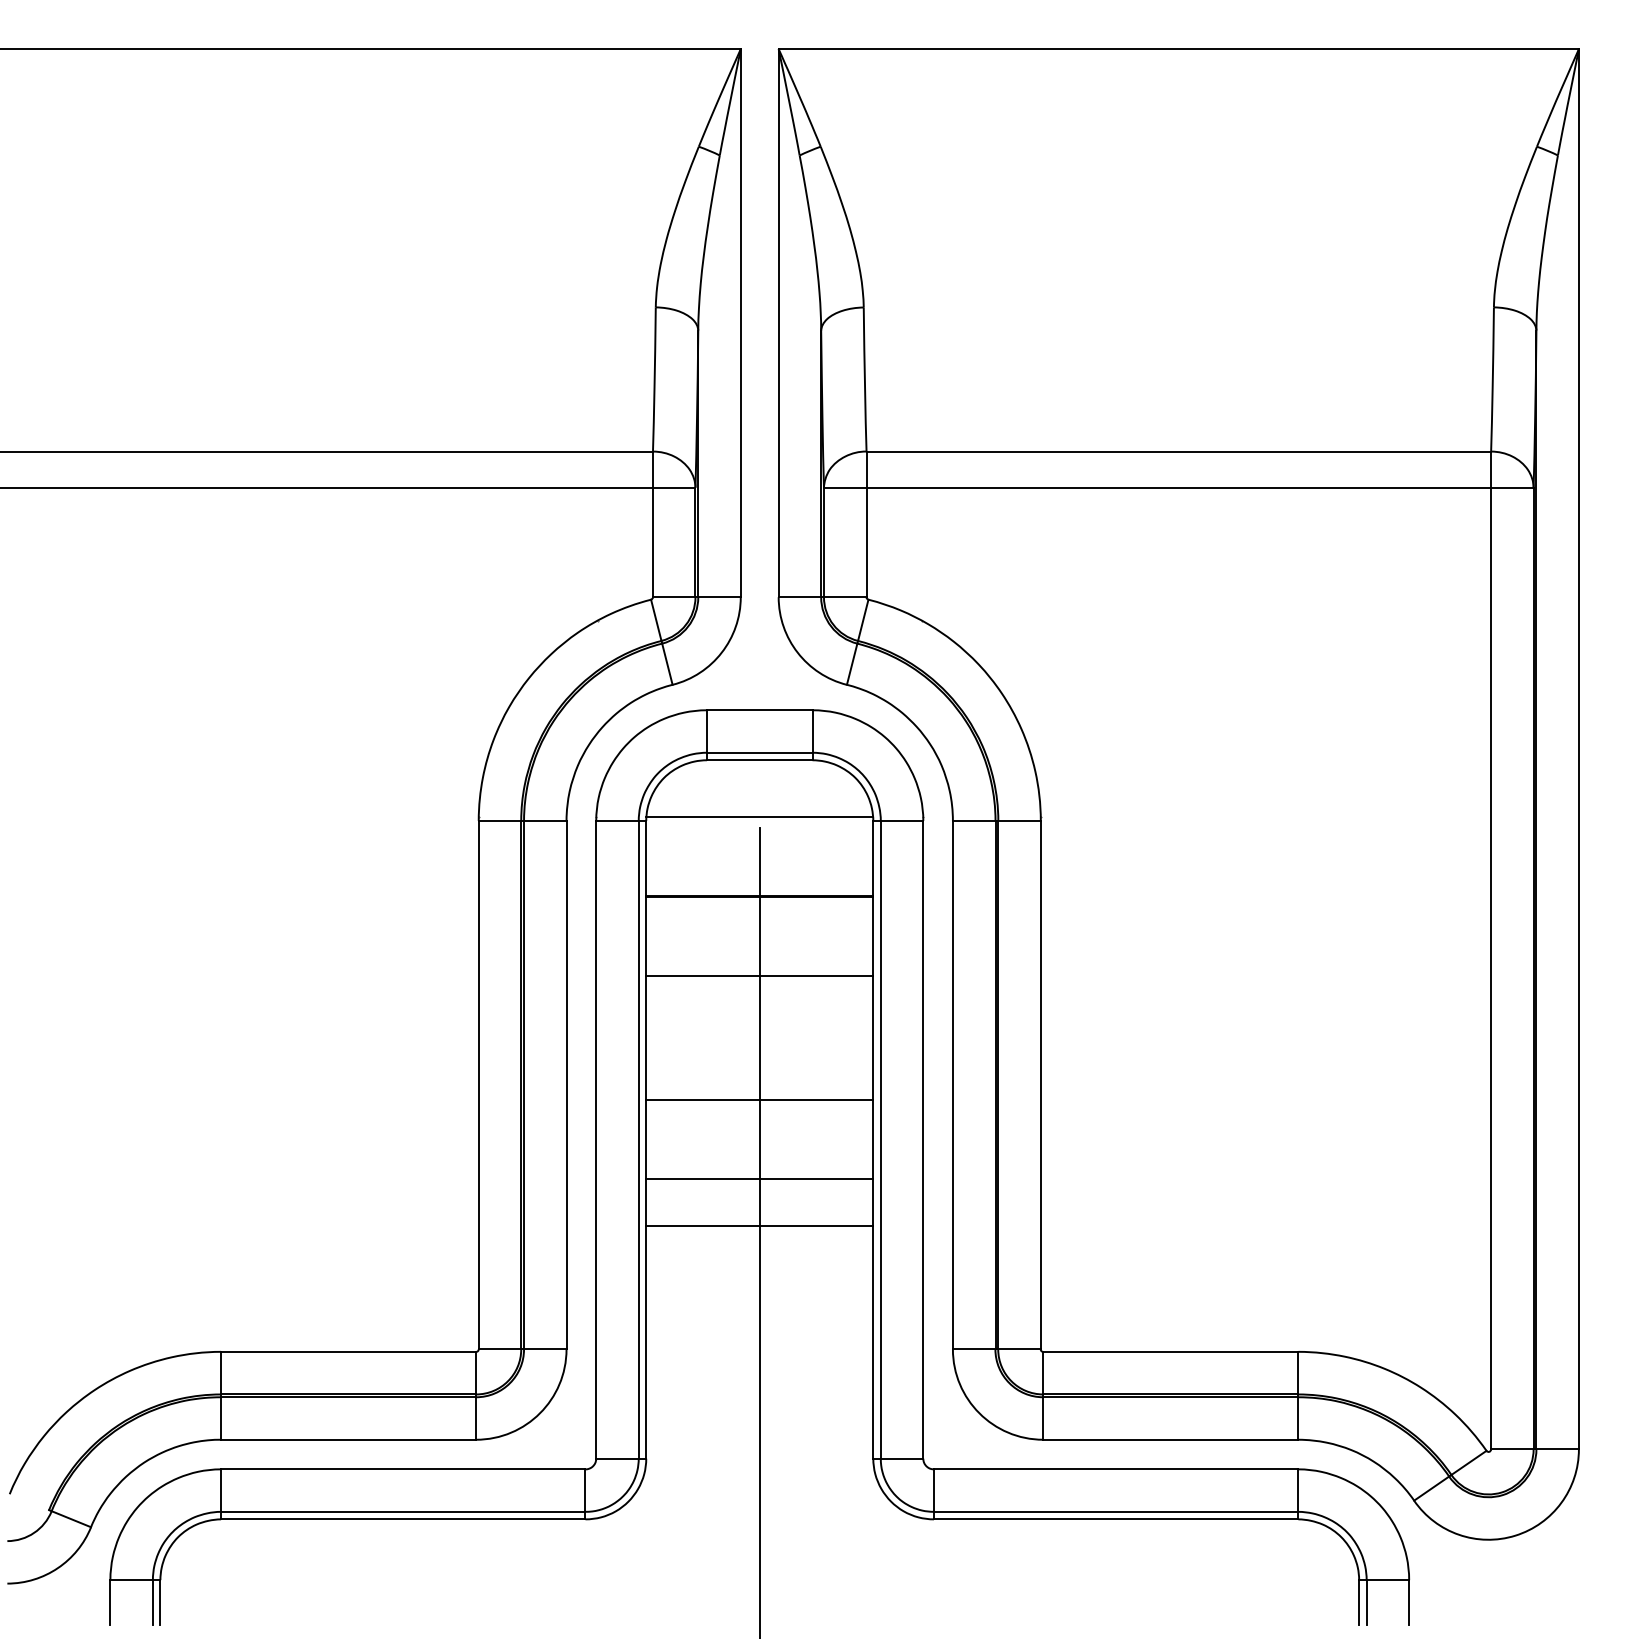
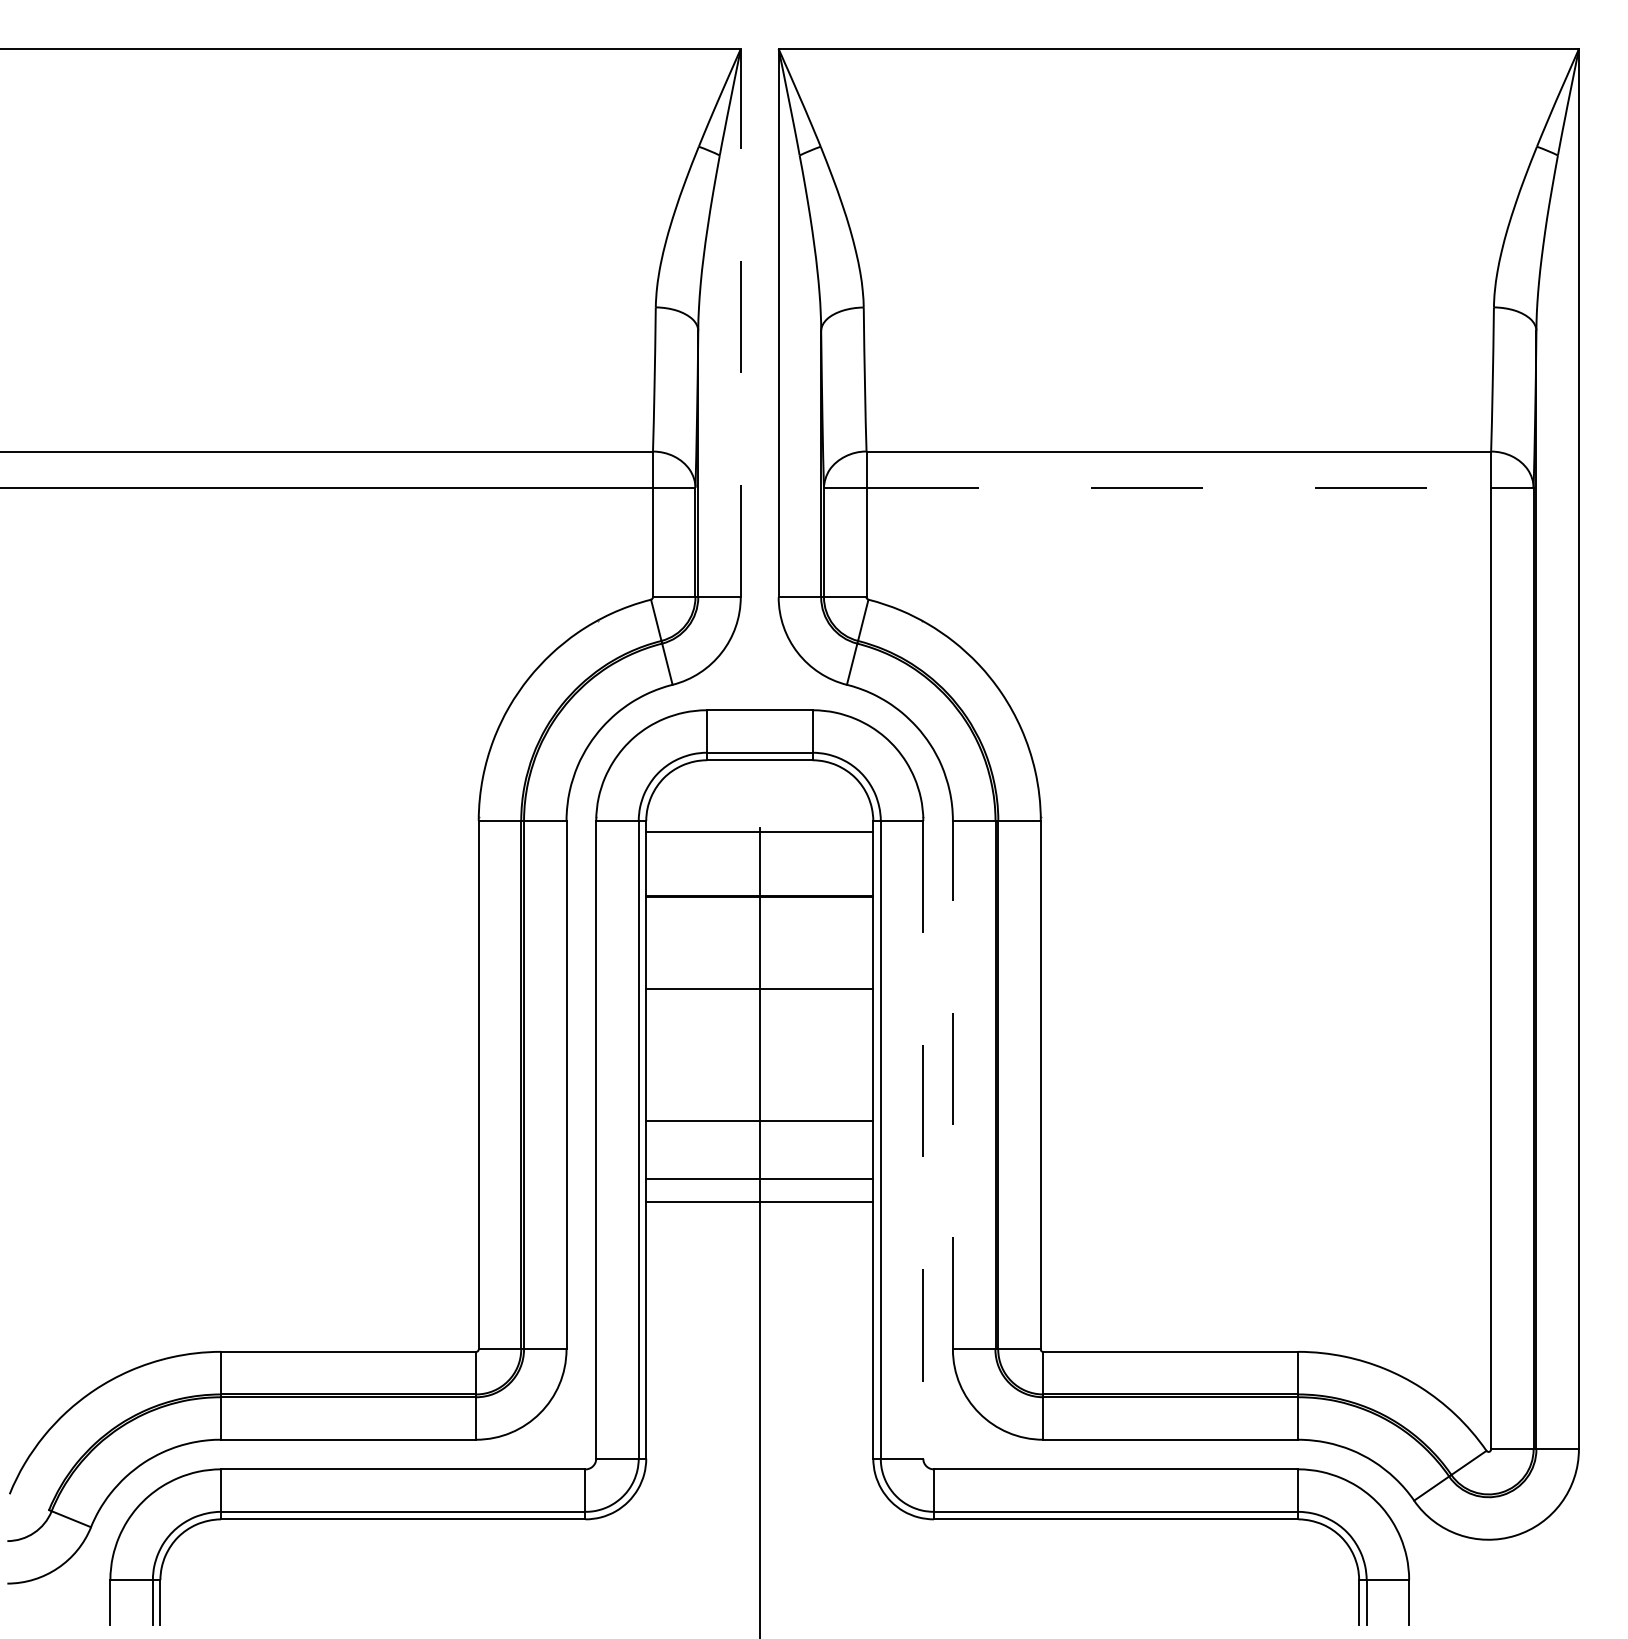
line: solid -> dashed (740, 322)
line: solid -> dashed (1179, 487)
line position: (759, 816) -> (759, 831) (759, 831)
line position: (759, 976) -> (759, 989) (759, 989)
line: solid -> dashed (952, 1084)
line position: (759, 1100) -> (759, 1121) (759, 1121)
line: solid -> dashed (923, 1139)
line position: (759, 1226) -> (759, 1202) (759, 1202)
